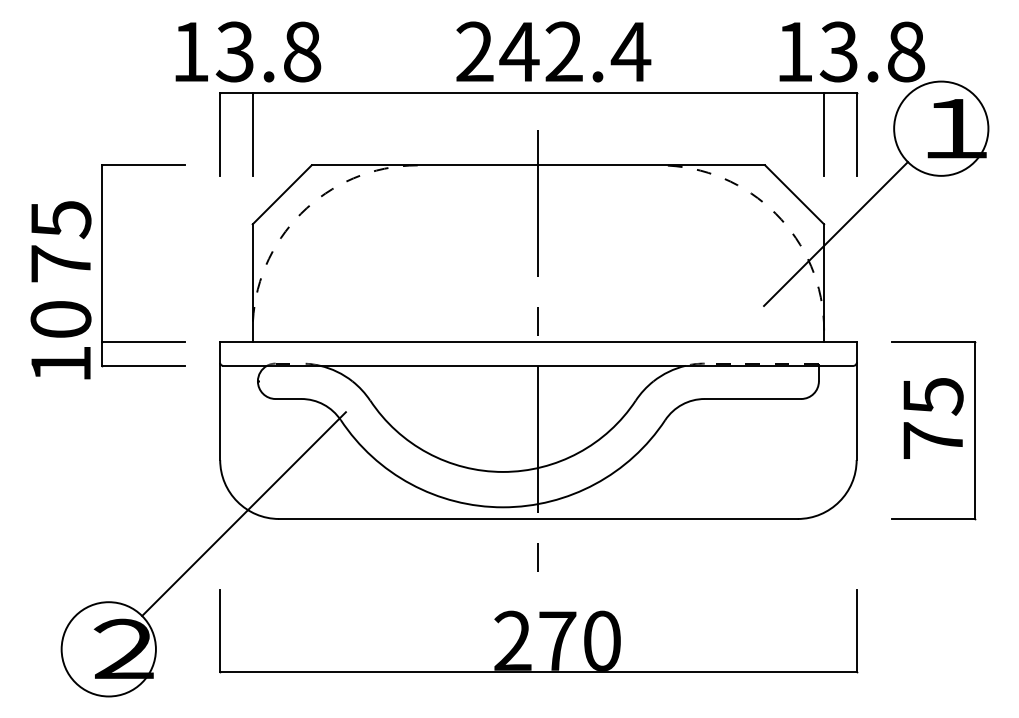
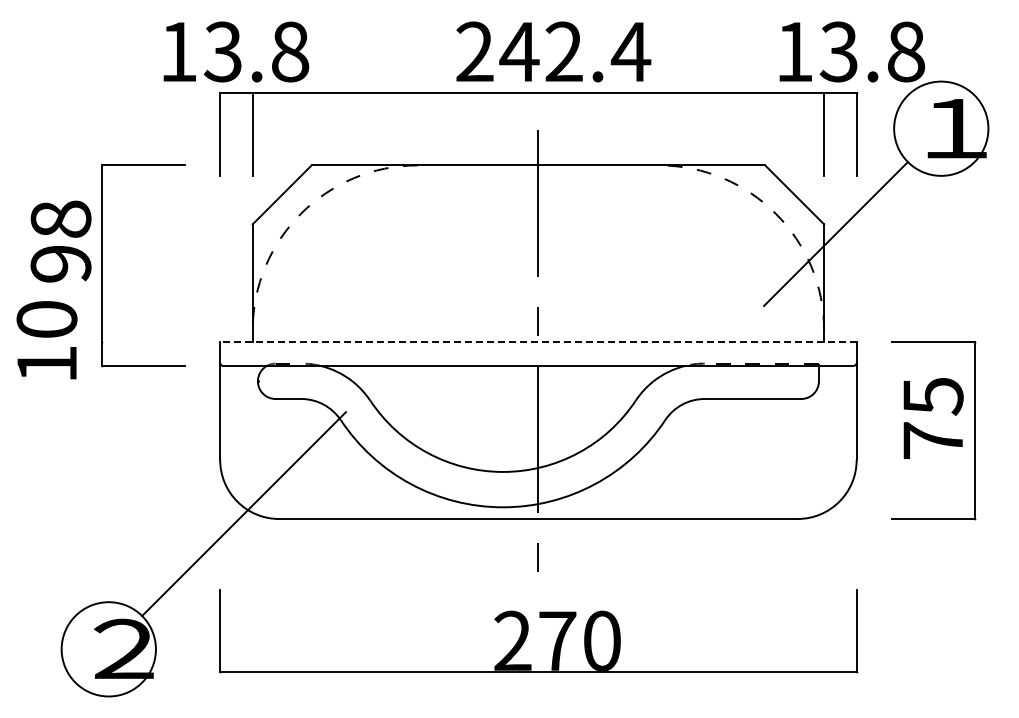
text position: (248, 51) -> (236, 51) (236, 51)
text: 75 -> 98 (60, 241)
text position: (60, 340) -> (46, 340) (46, 340)
line: present -> none (143, 342)
line: solid -> dashed (537, 342)
